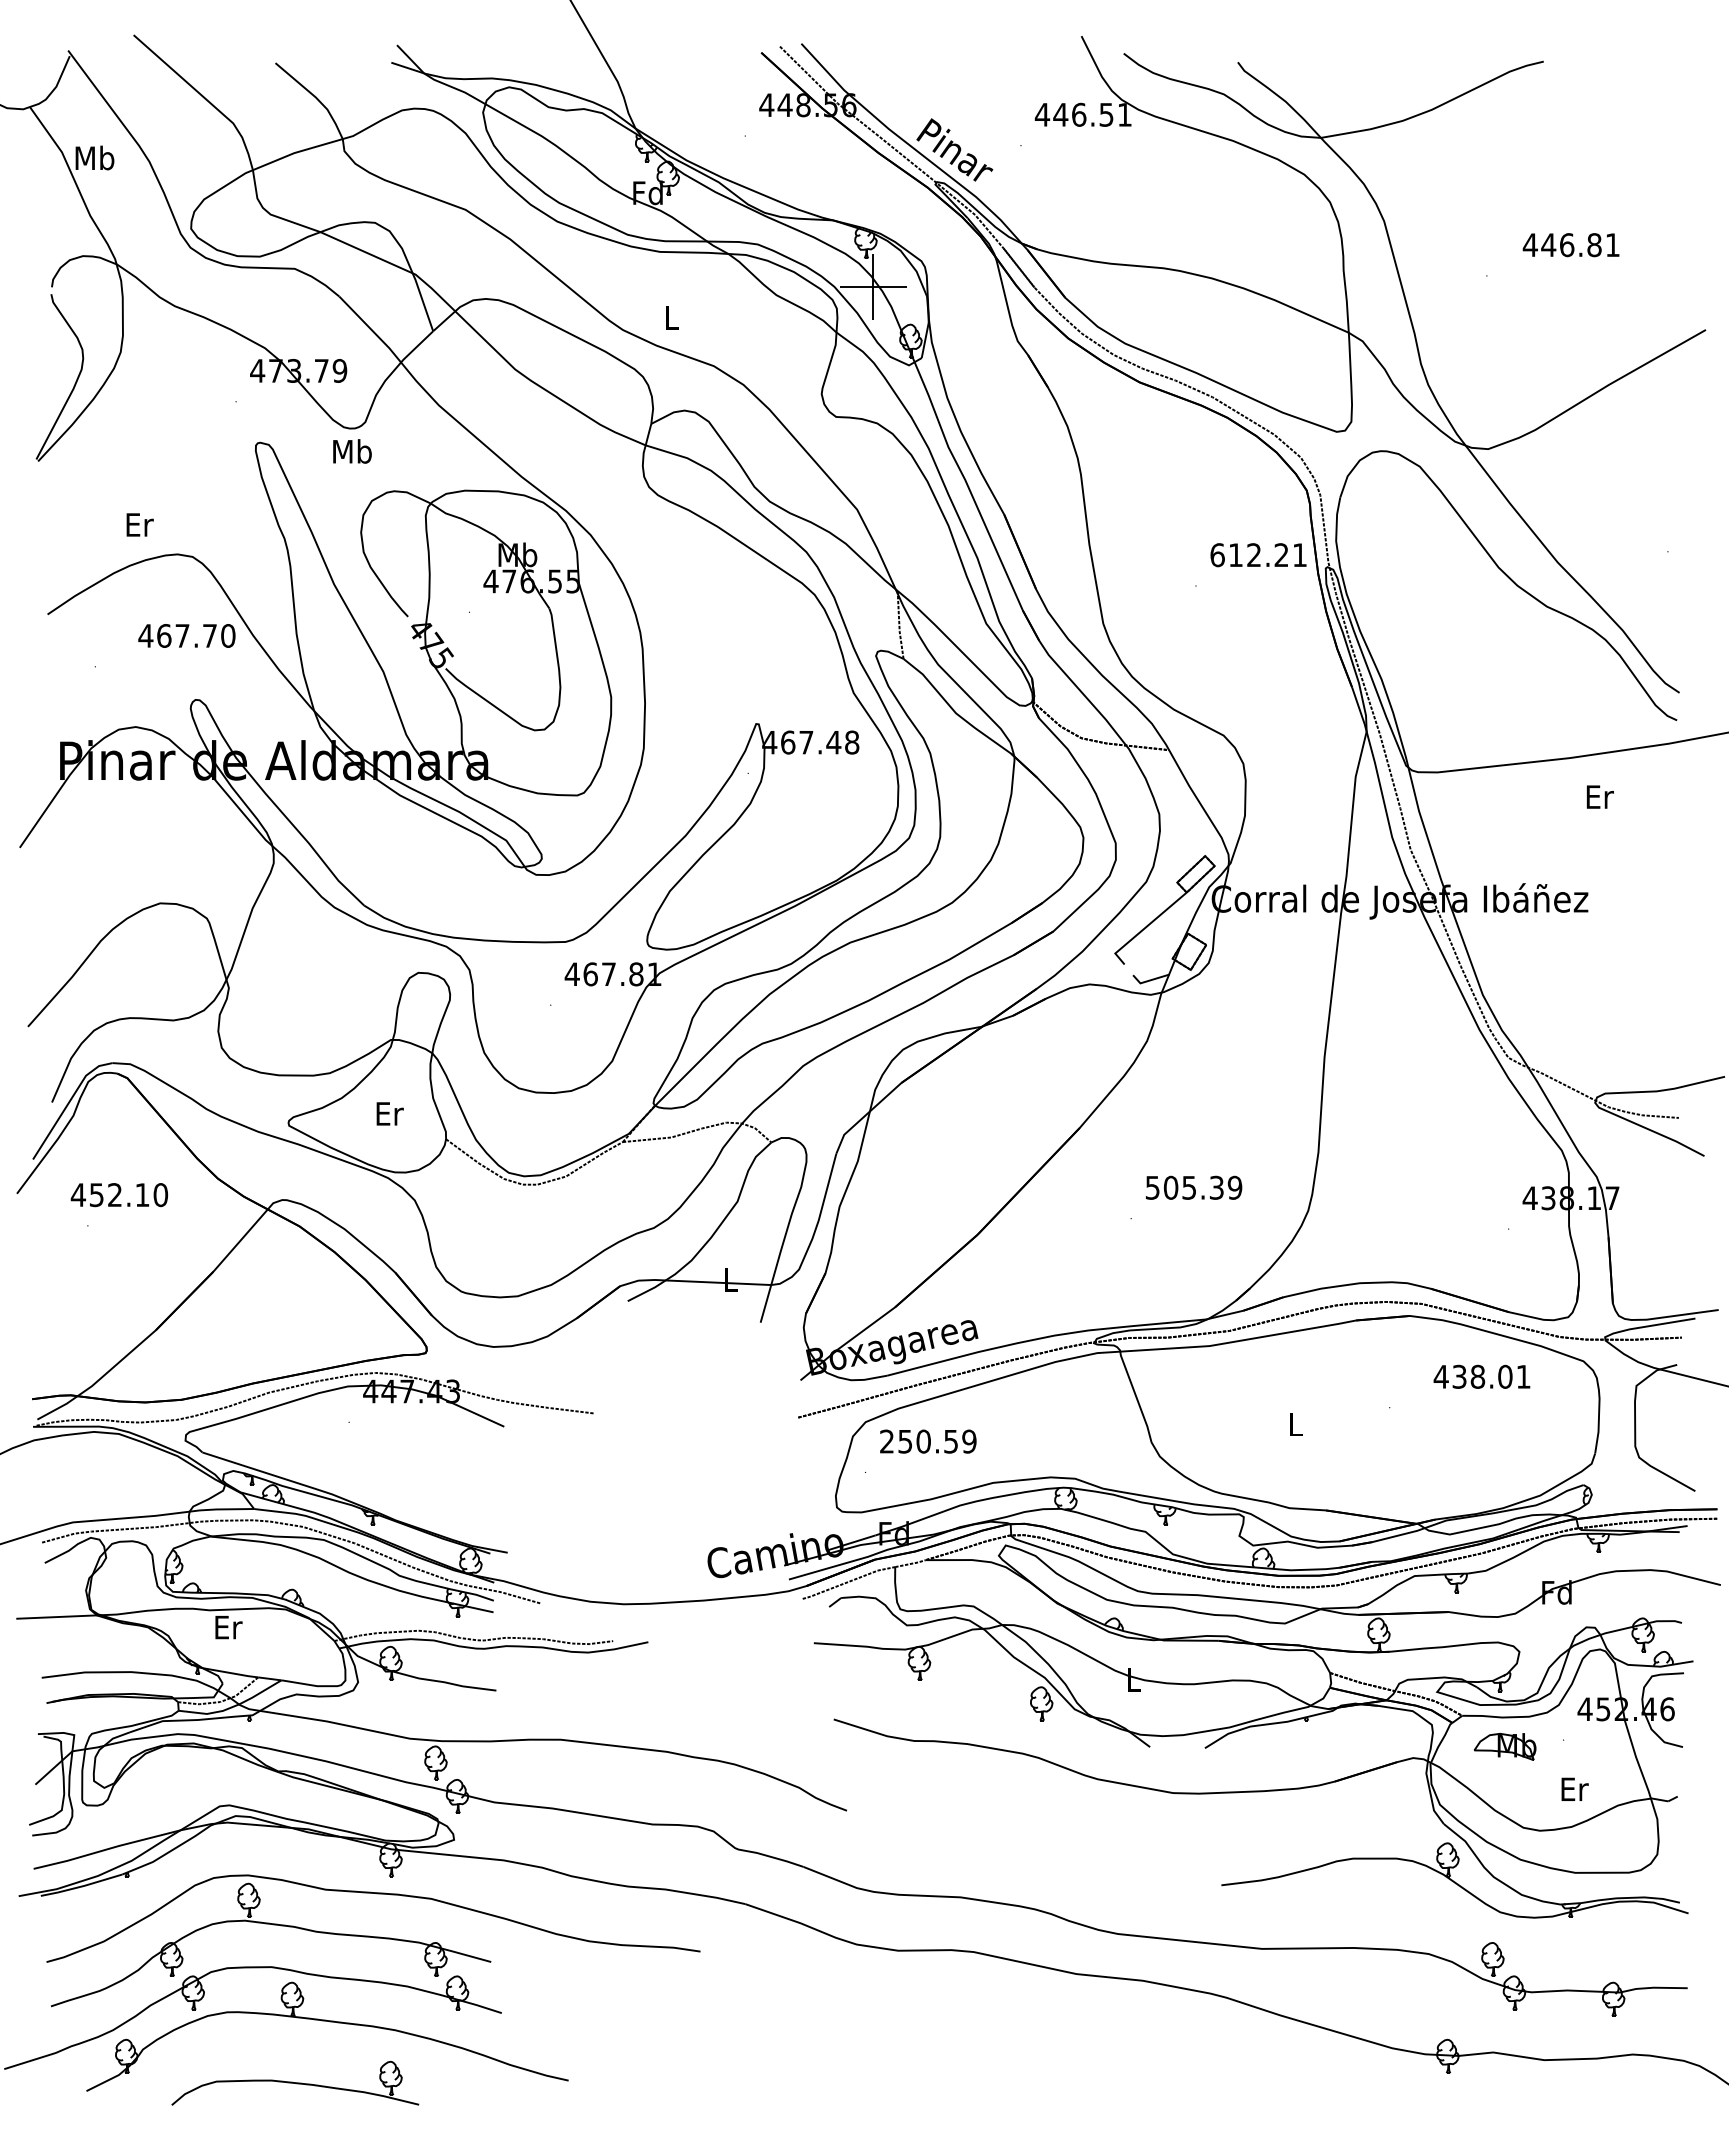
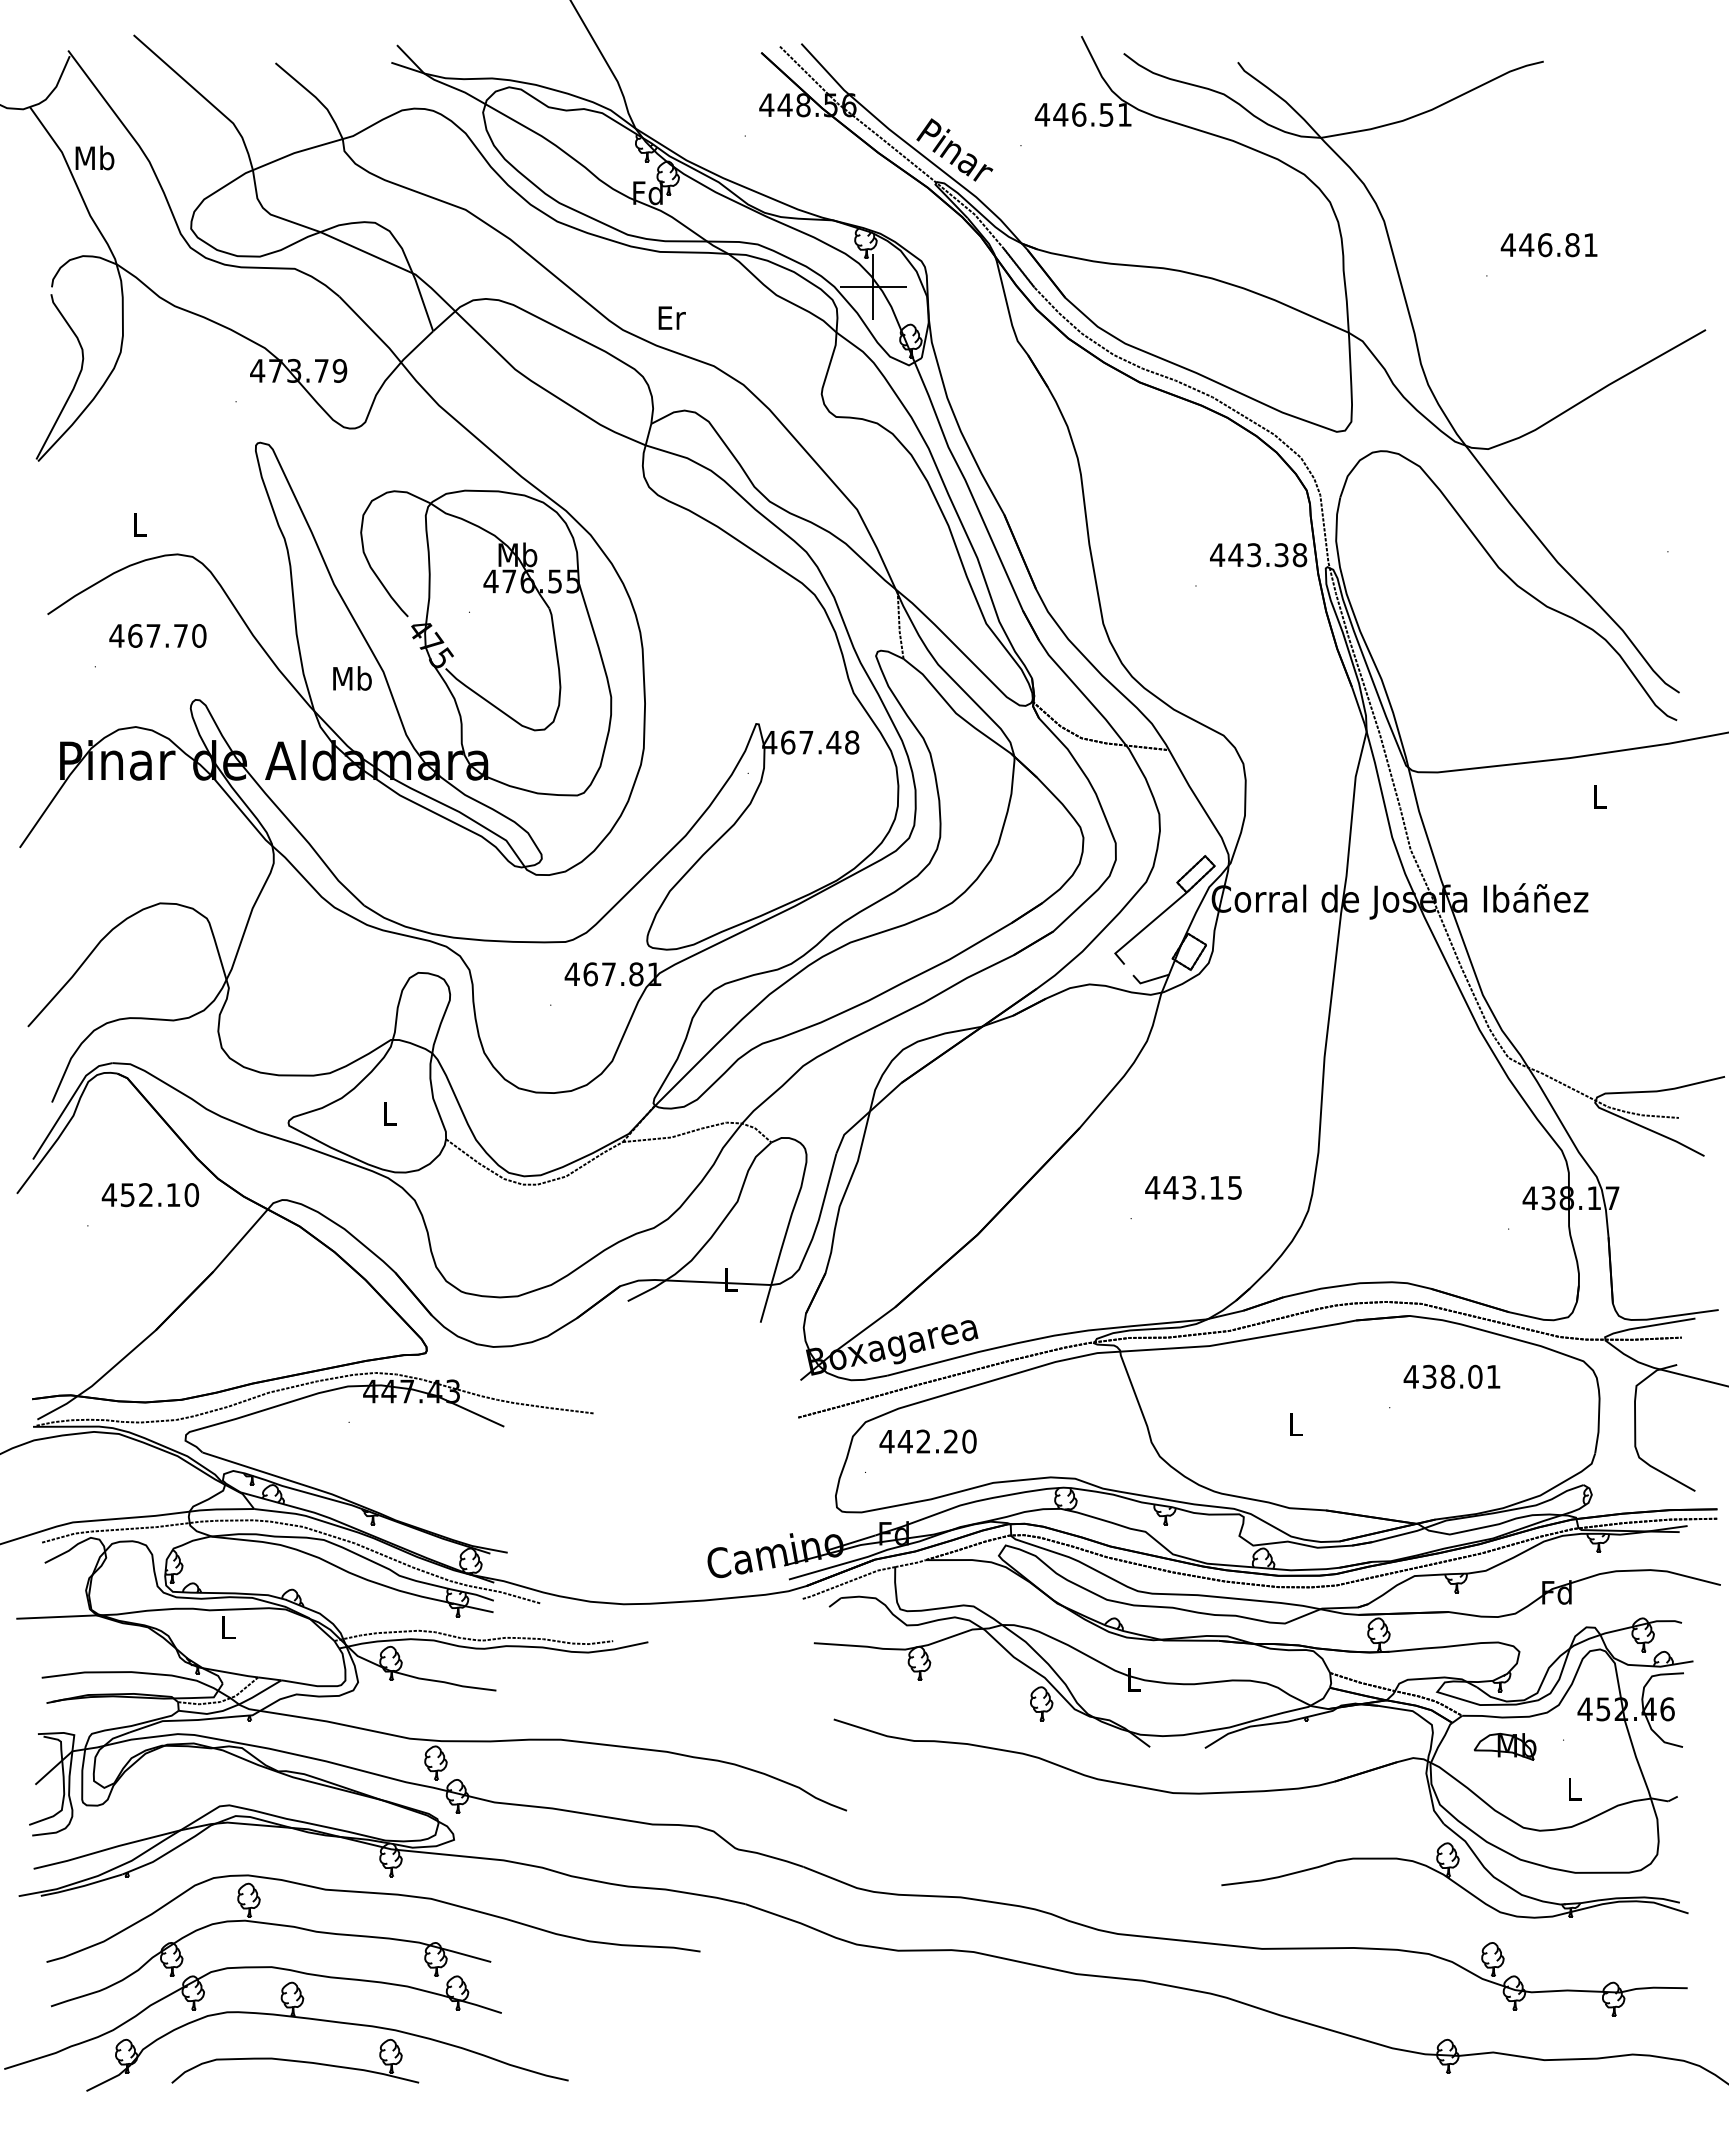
text position: (1570, 245) -> (1548, 245) (1548, 245)
text: L -> Er (671, 317)
text position: (352, 451) -> (352, 678) (352, 678)
text: Er -> L (139, 524)
text: 612.21 -> 443.38 (1258, 555)
text position: (186, 635) -> (157, 635) (157, 635)
text: Er -> L (1599, 796)
text: Er -> L (389, 1113)
text: 505.39 -> 443.15 (1193, 1187)
text position: (119, 1195) -> (150, 1195) (150, 1195)
text position: (1481, 1376) -> (1451, 1376) (1451, 1376)
text: 250.59 -> 442.20 (927, 1441)
text: Er -> L (228, 1627)
text: Er -> L (1574, 1788)
part position: (295, 2082) -> (295, 2060) (295, 2060)
